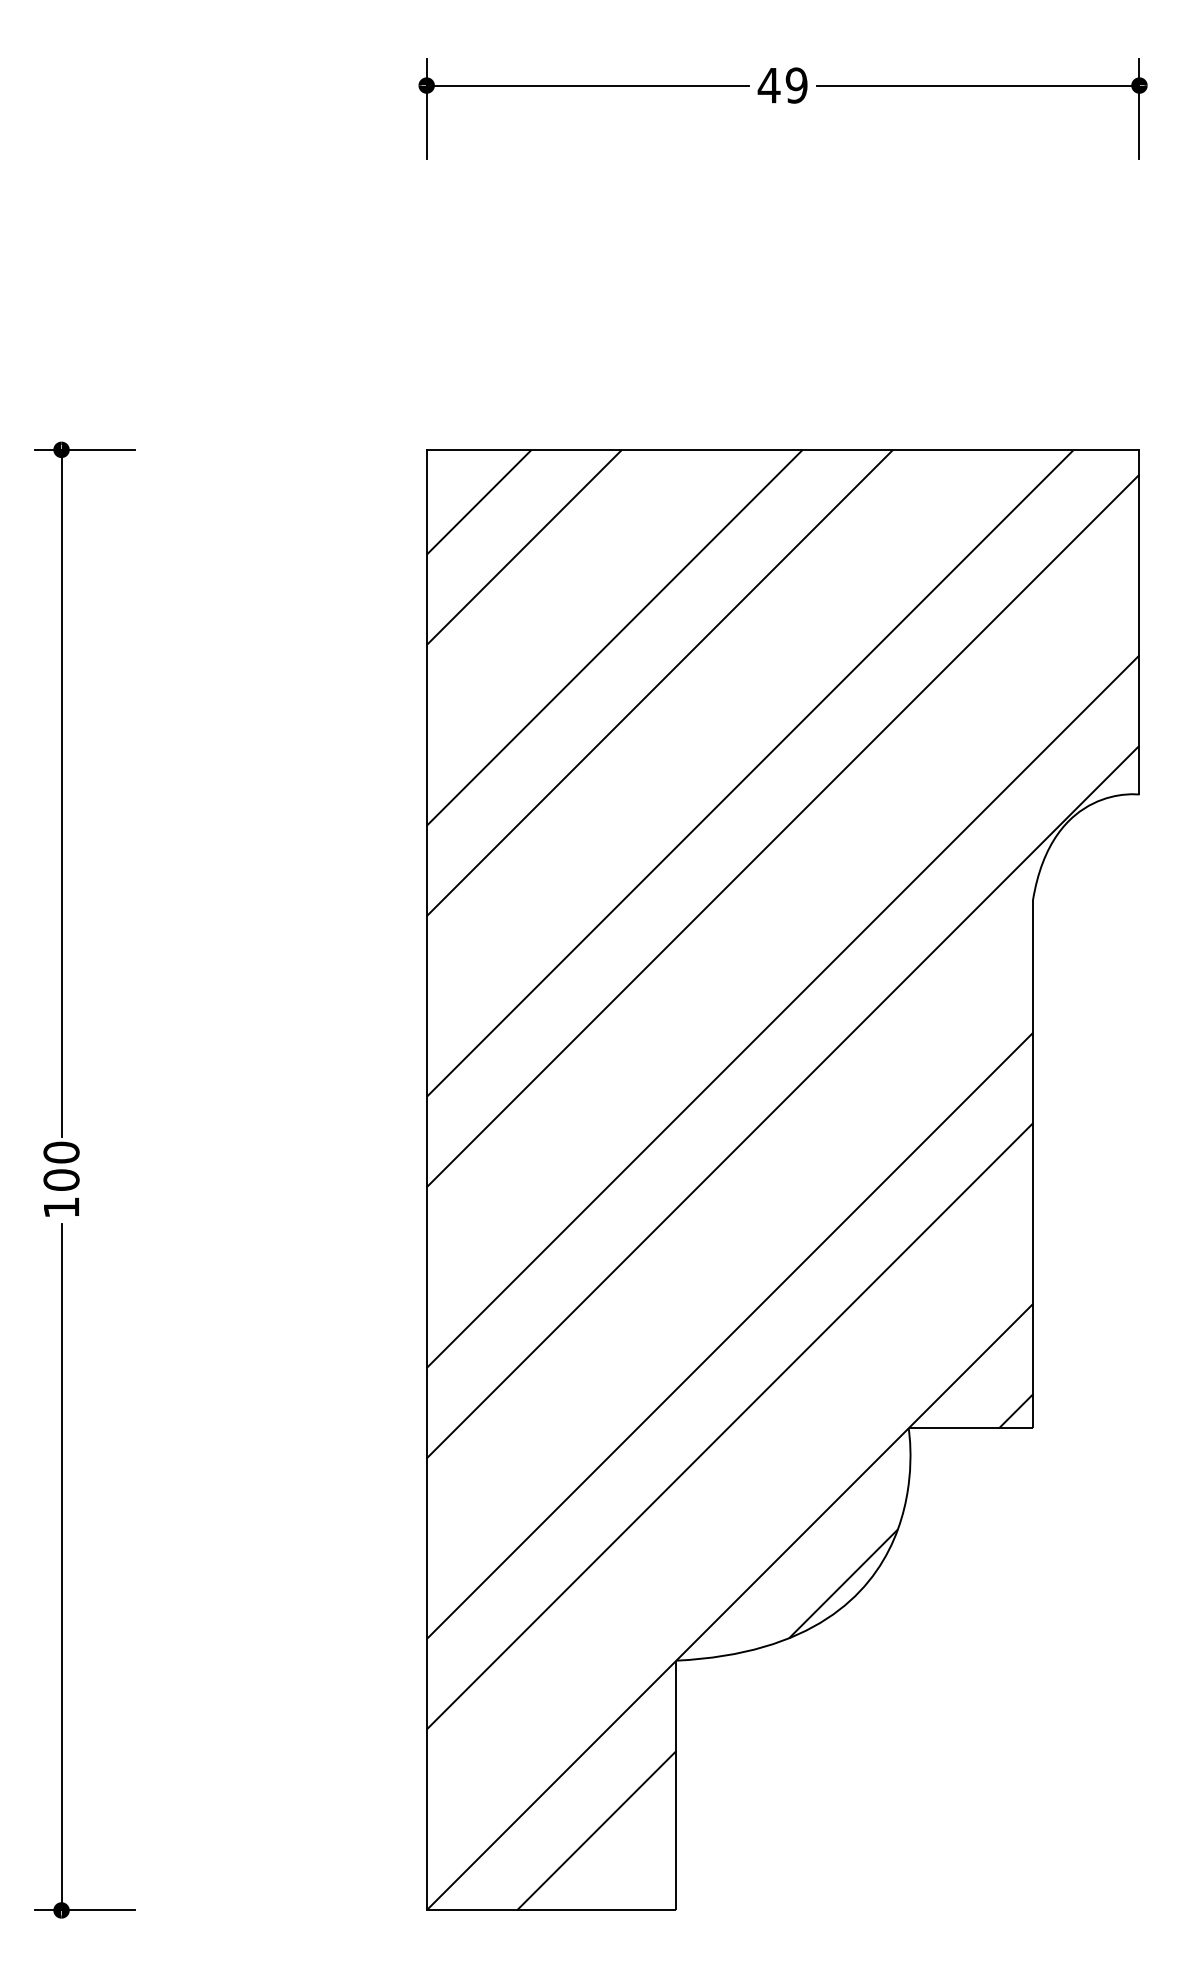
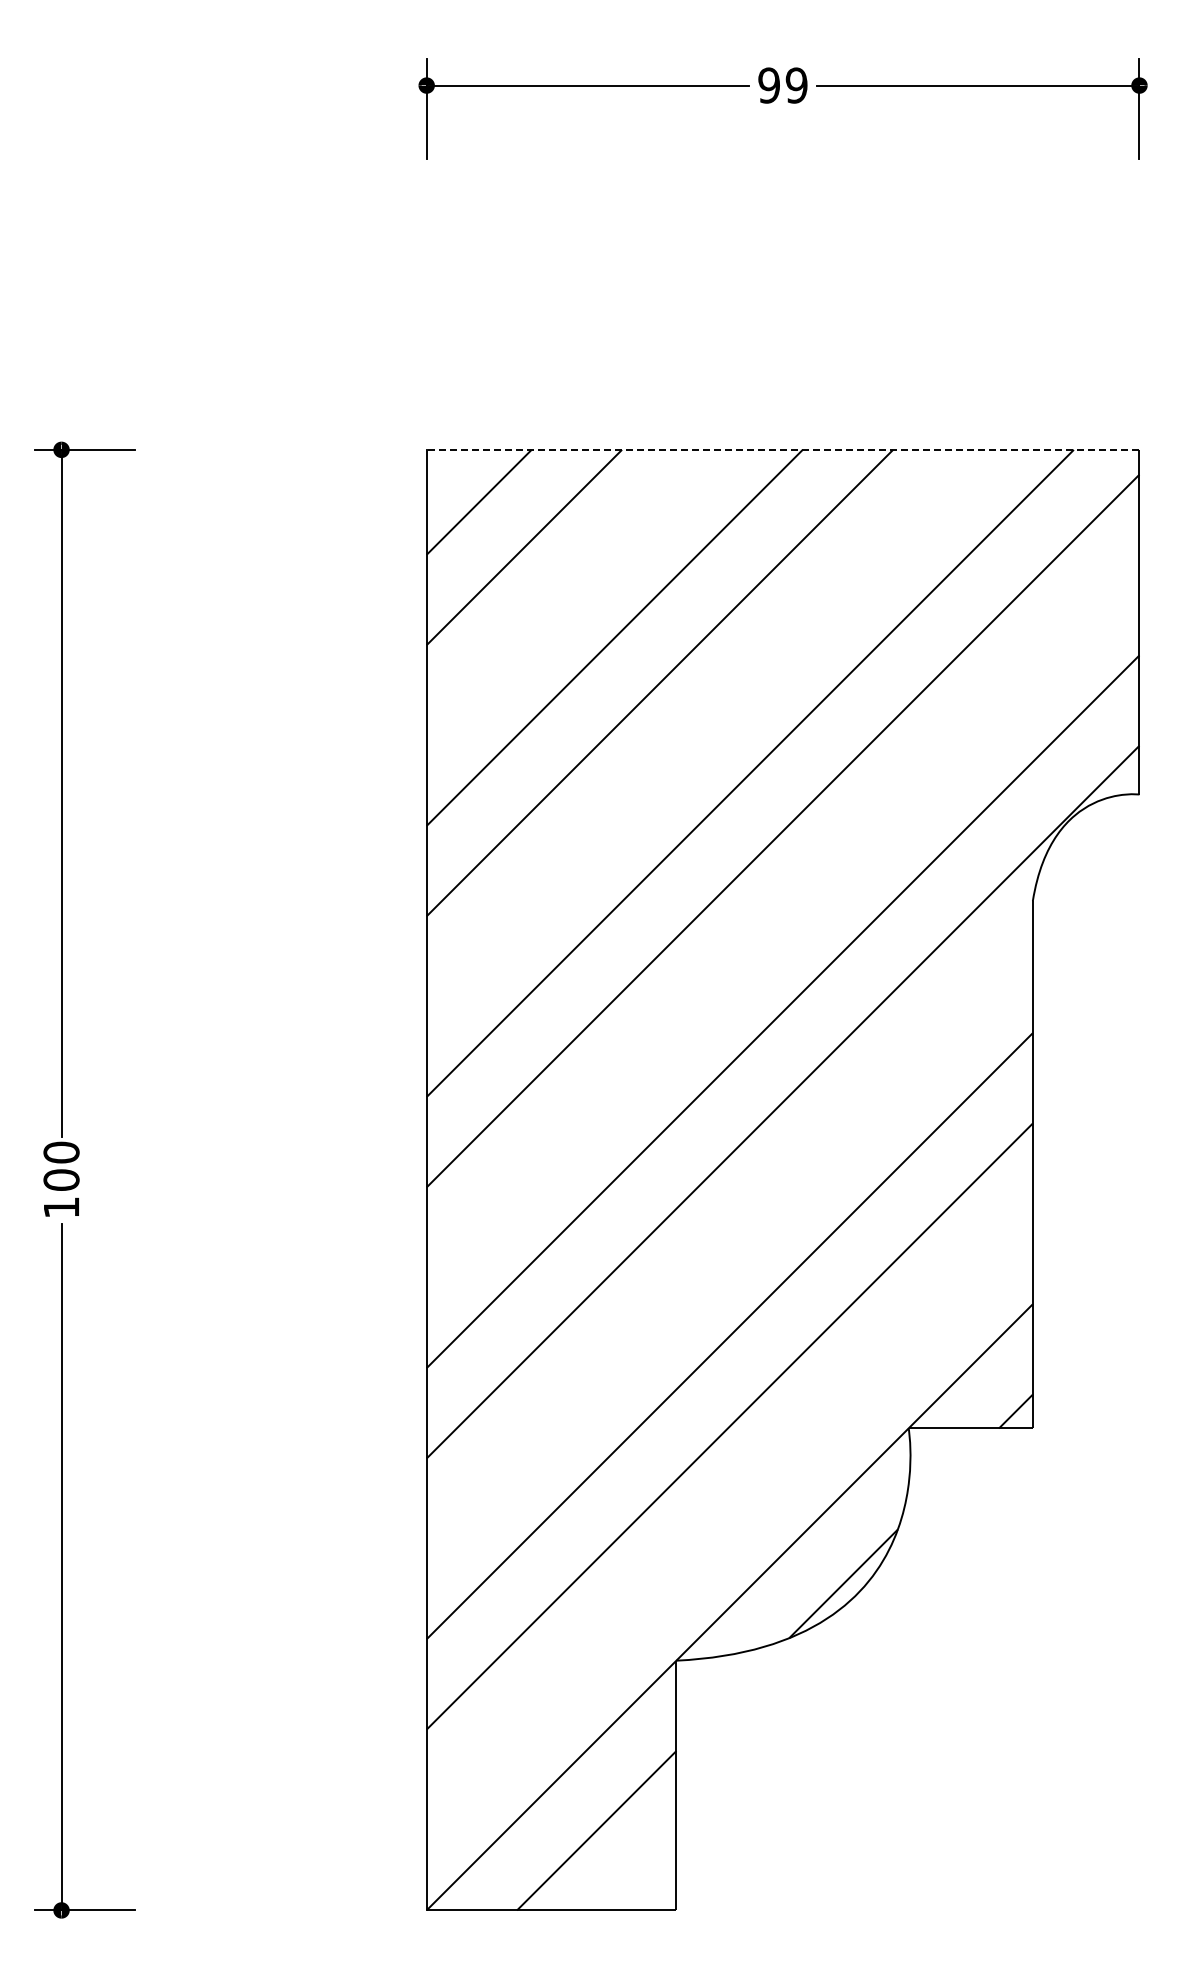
text: 49 -> 99 (768, 85)
line: solid -> dashed (782, 449)
